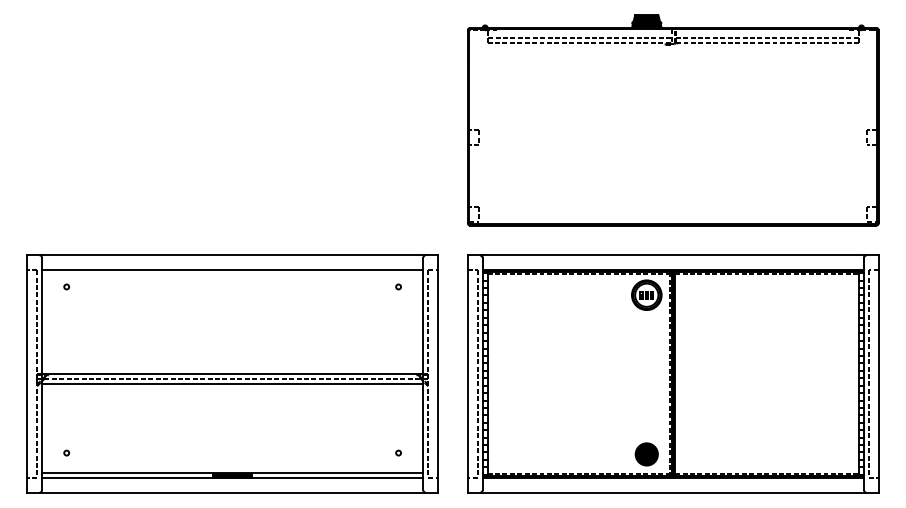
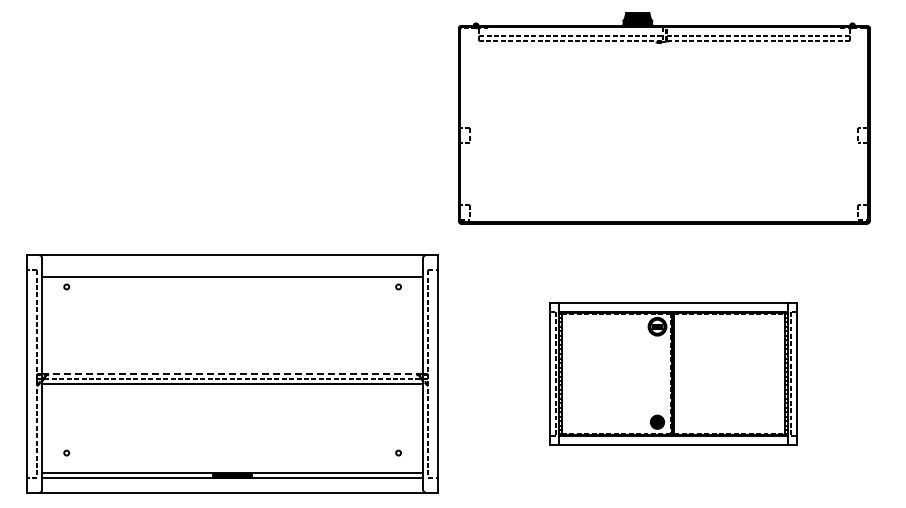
part position: (673, 120) -> (664, 118) (664, 118)
line position: (232, 270) -> (232, 277) (232, 277)
line: solid -> dashed (232, 373)
part size: 413x240 px -> 249x144 px (673, 373)
